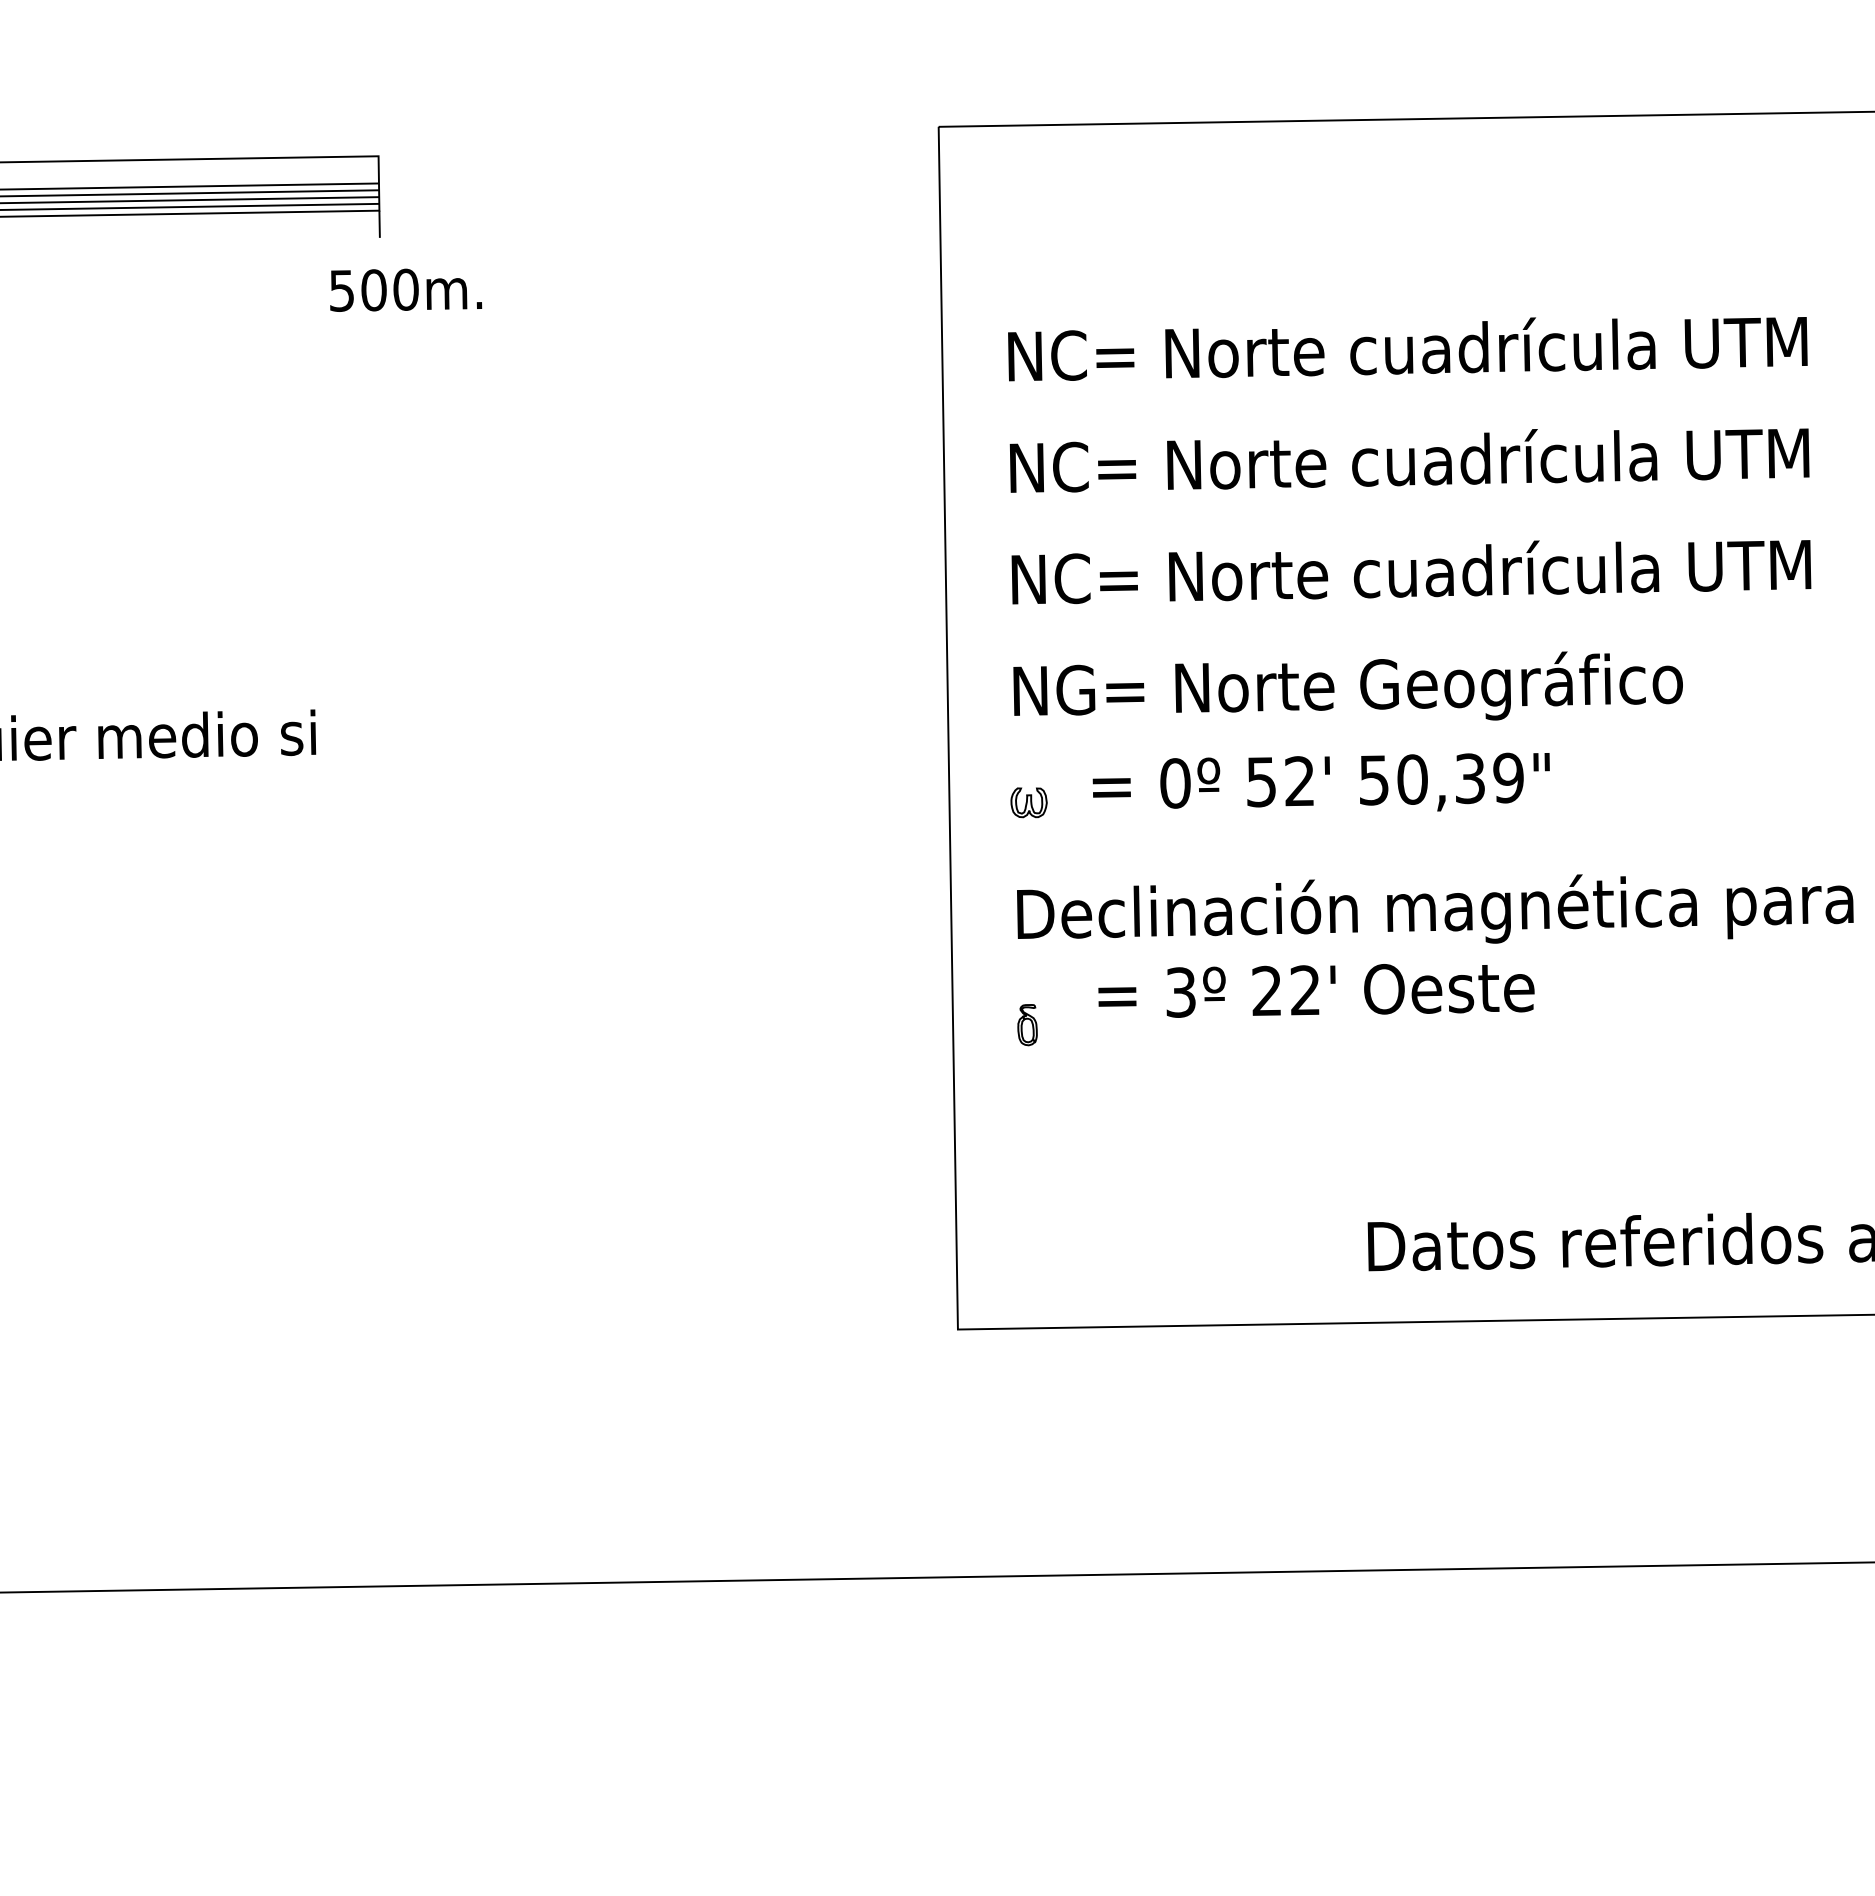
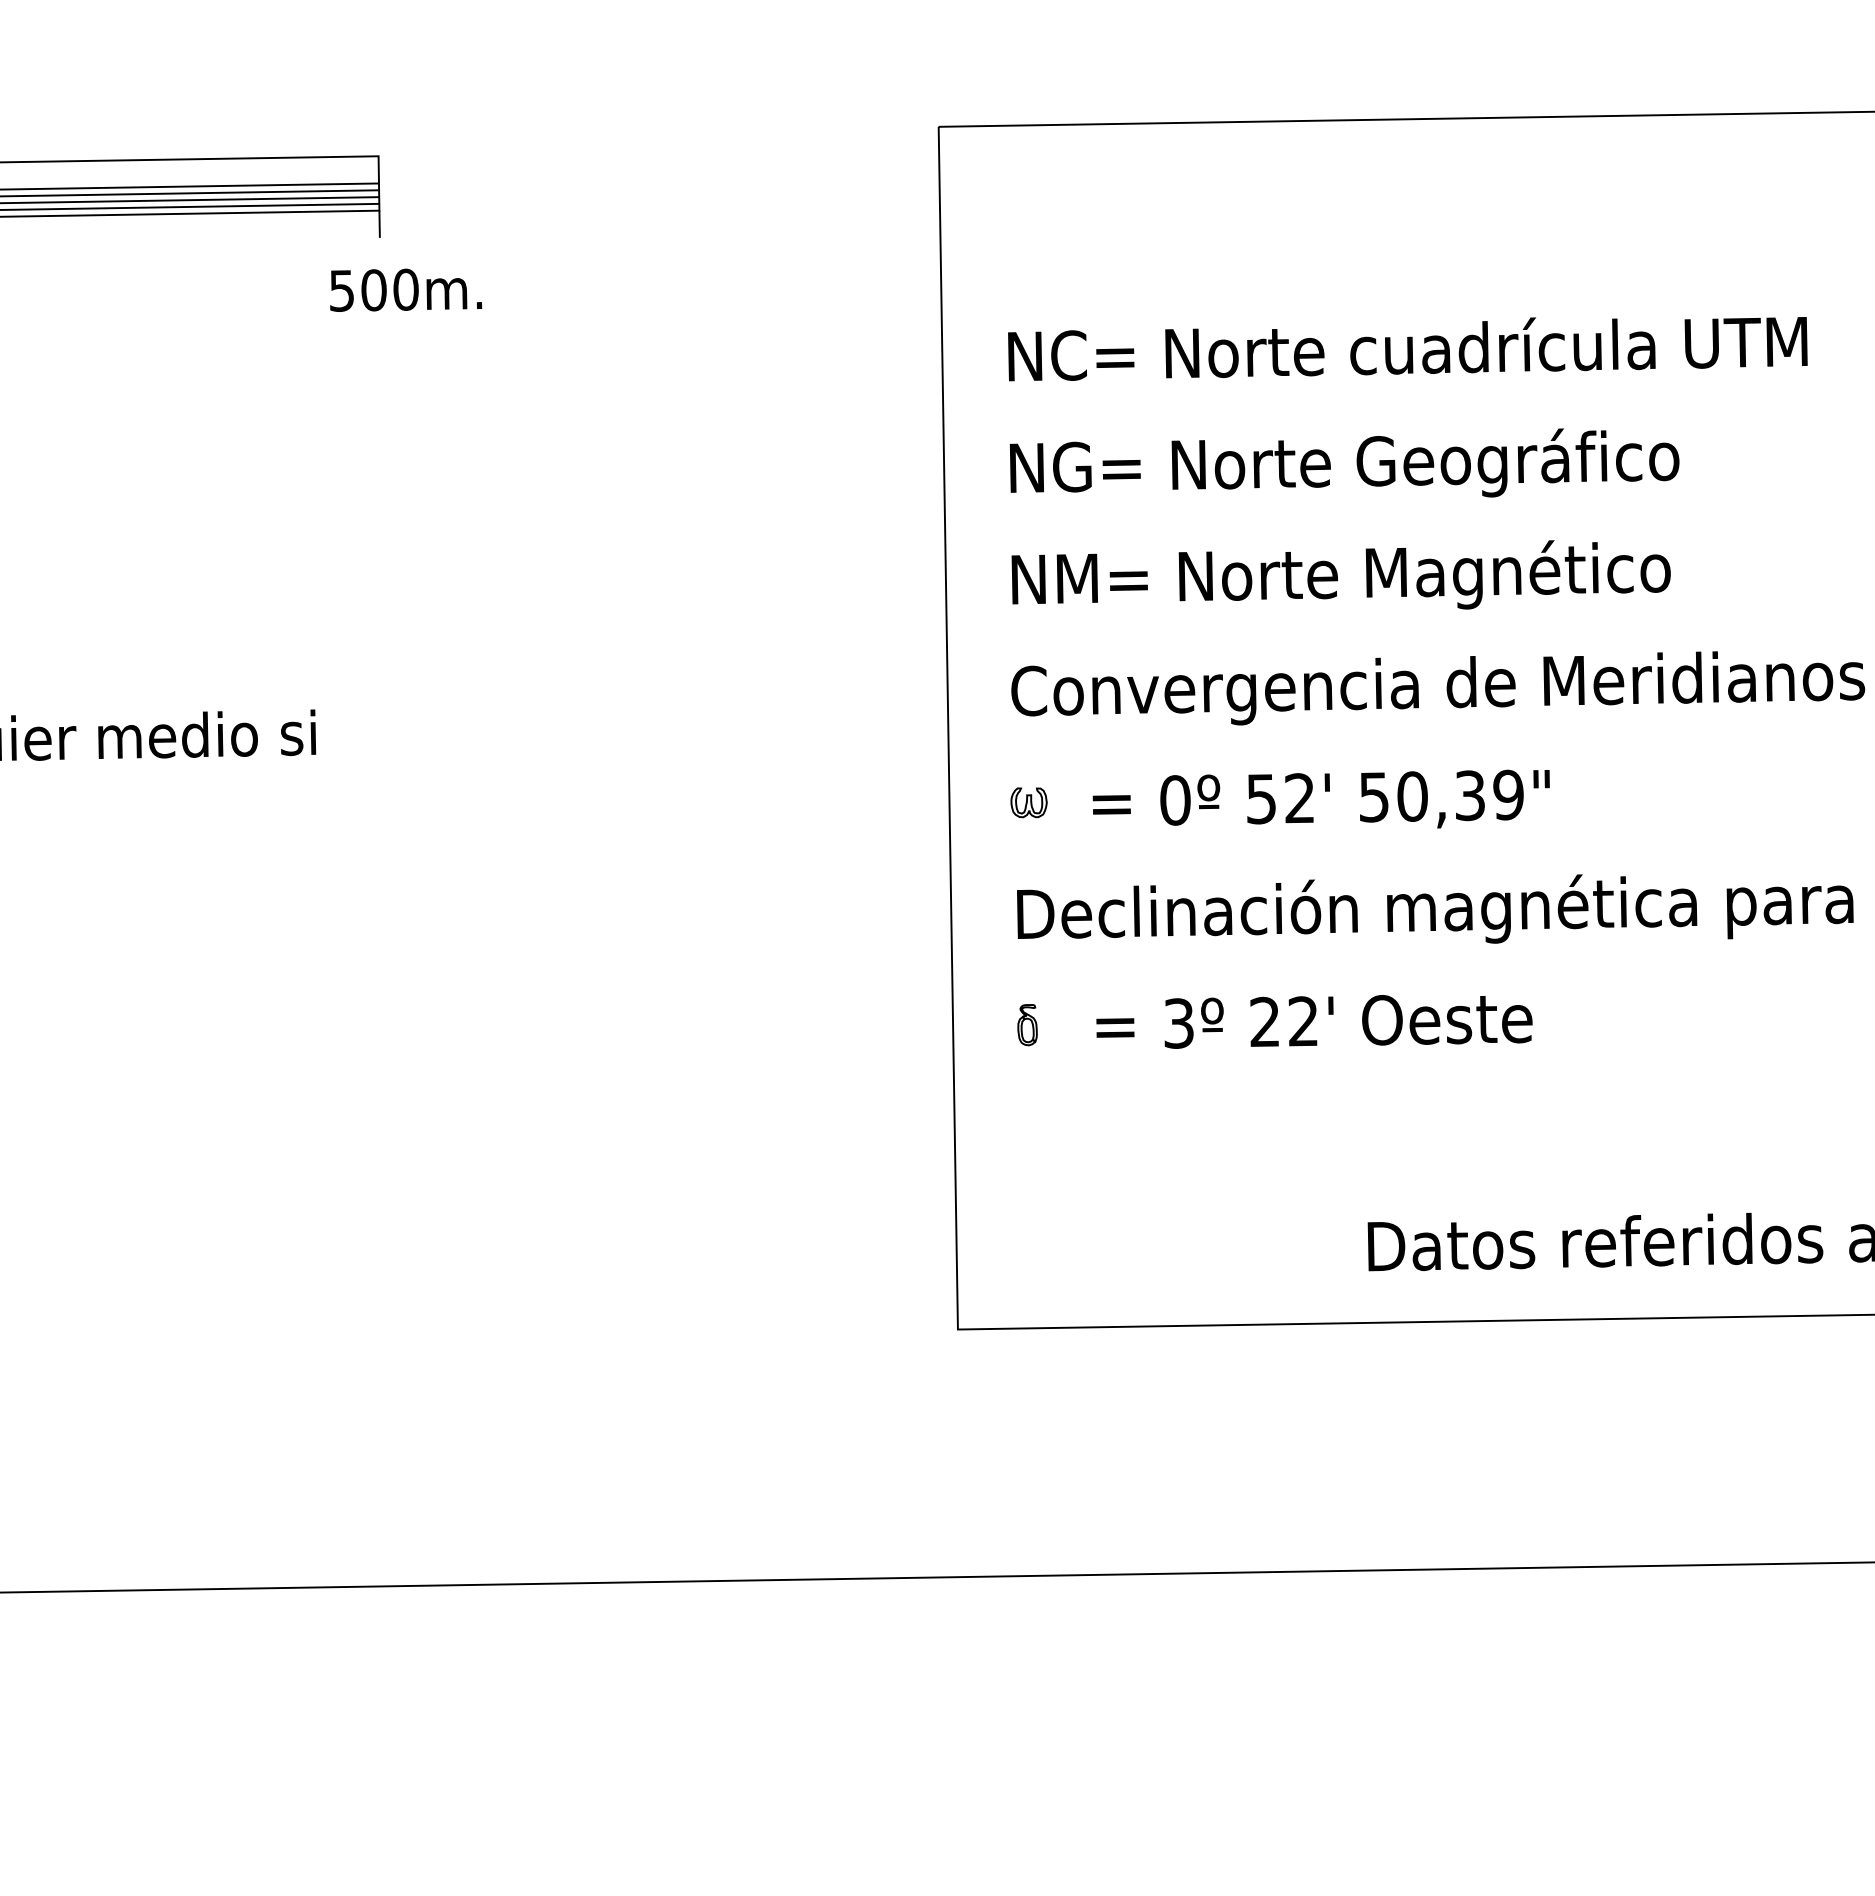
text: NC= Norte cuadrícula UTM -> NG= Norte Geográfico (1442, 462)
text: NC= Norte cuadrícula UTM -> NM= Norte Magnético (1432, 574)
text: NG= Norte Geográfico -> Convergencia de Meridianos (1438, 688)
text position: (1320, 781) -> (1320, 798) (1320, 798)
text position: (1316, 990) -> (1314, 1021) (1314, 1021)
